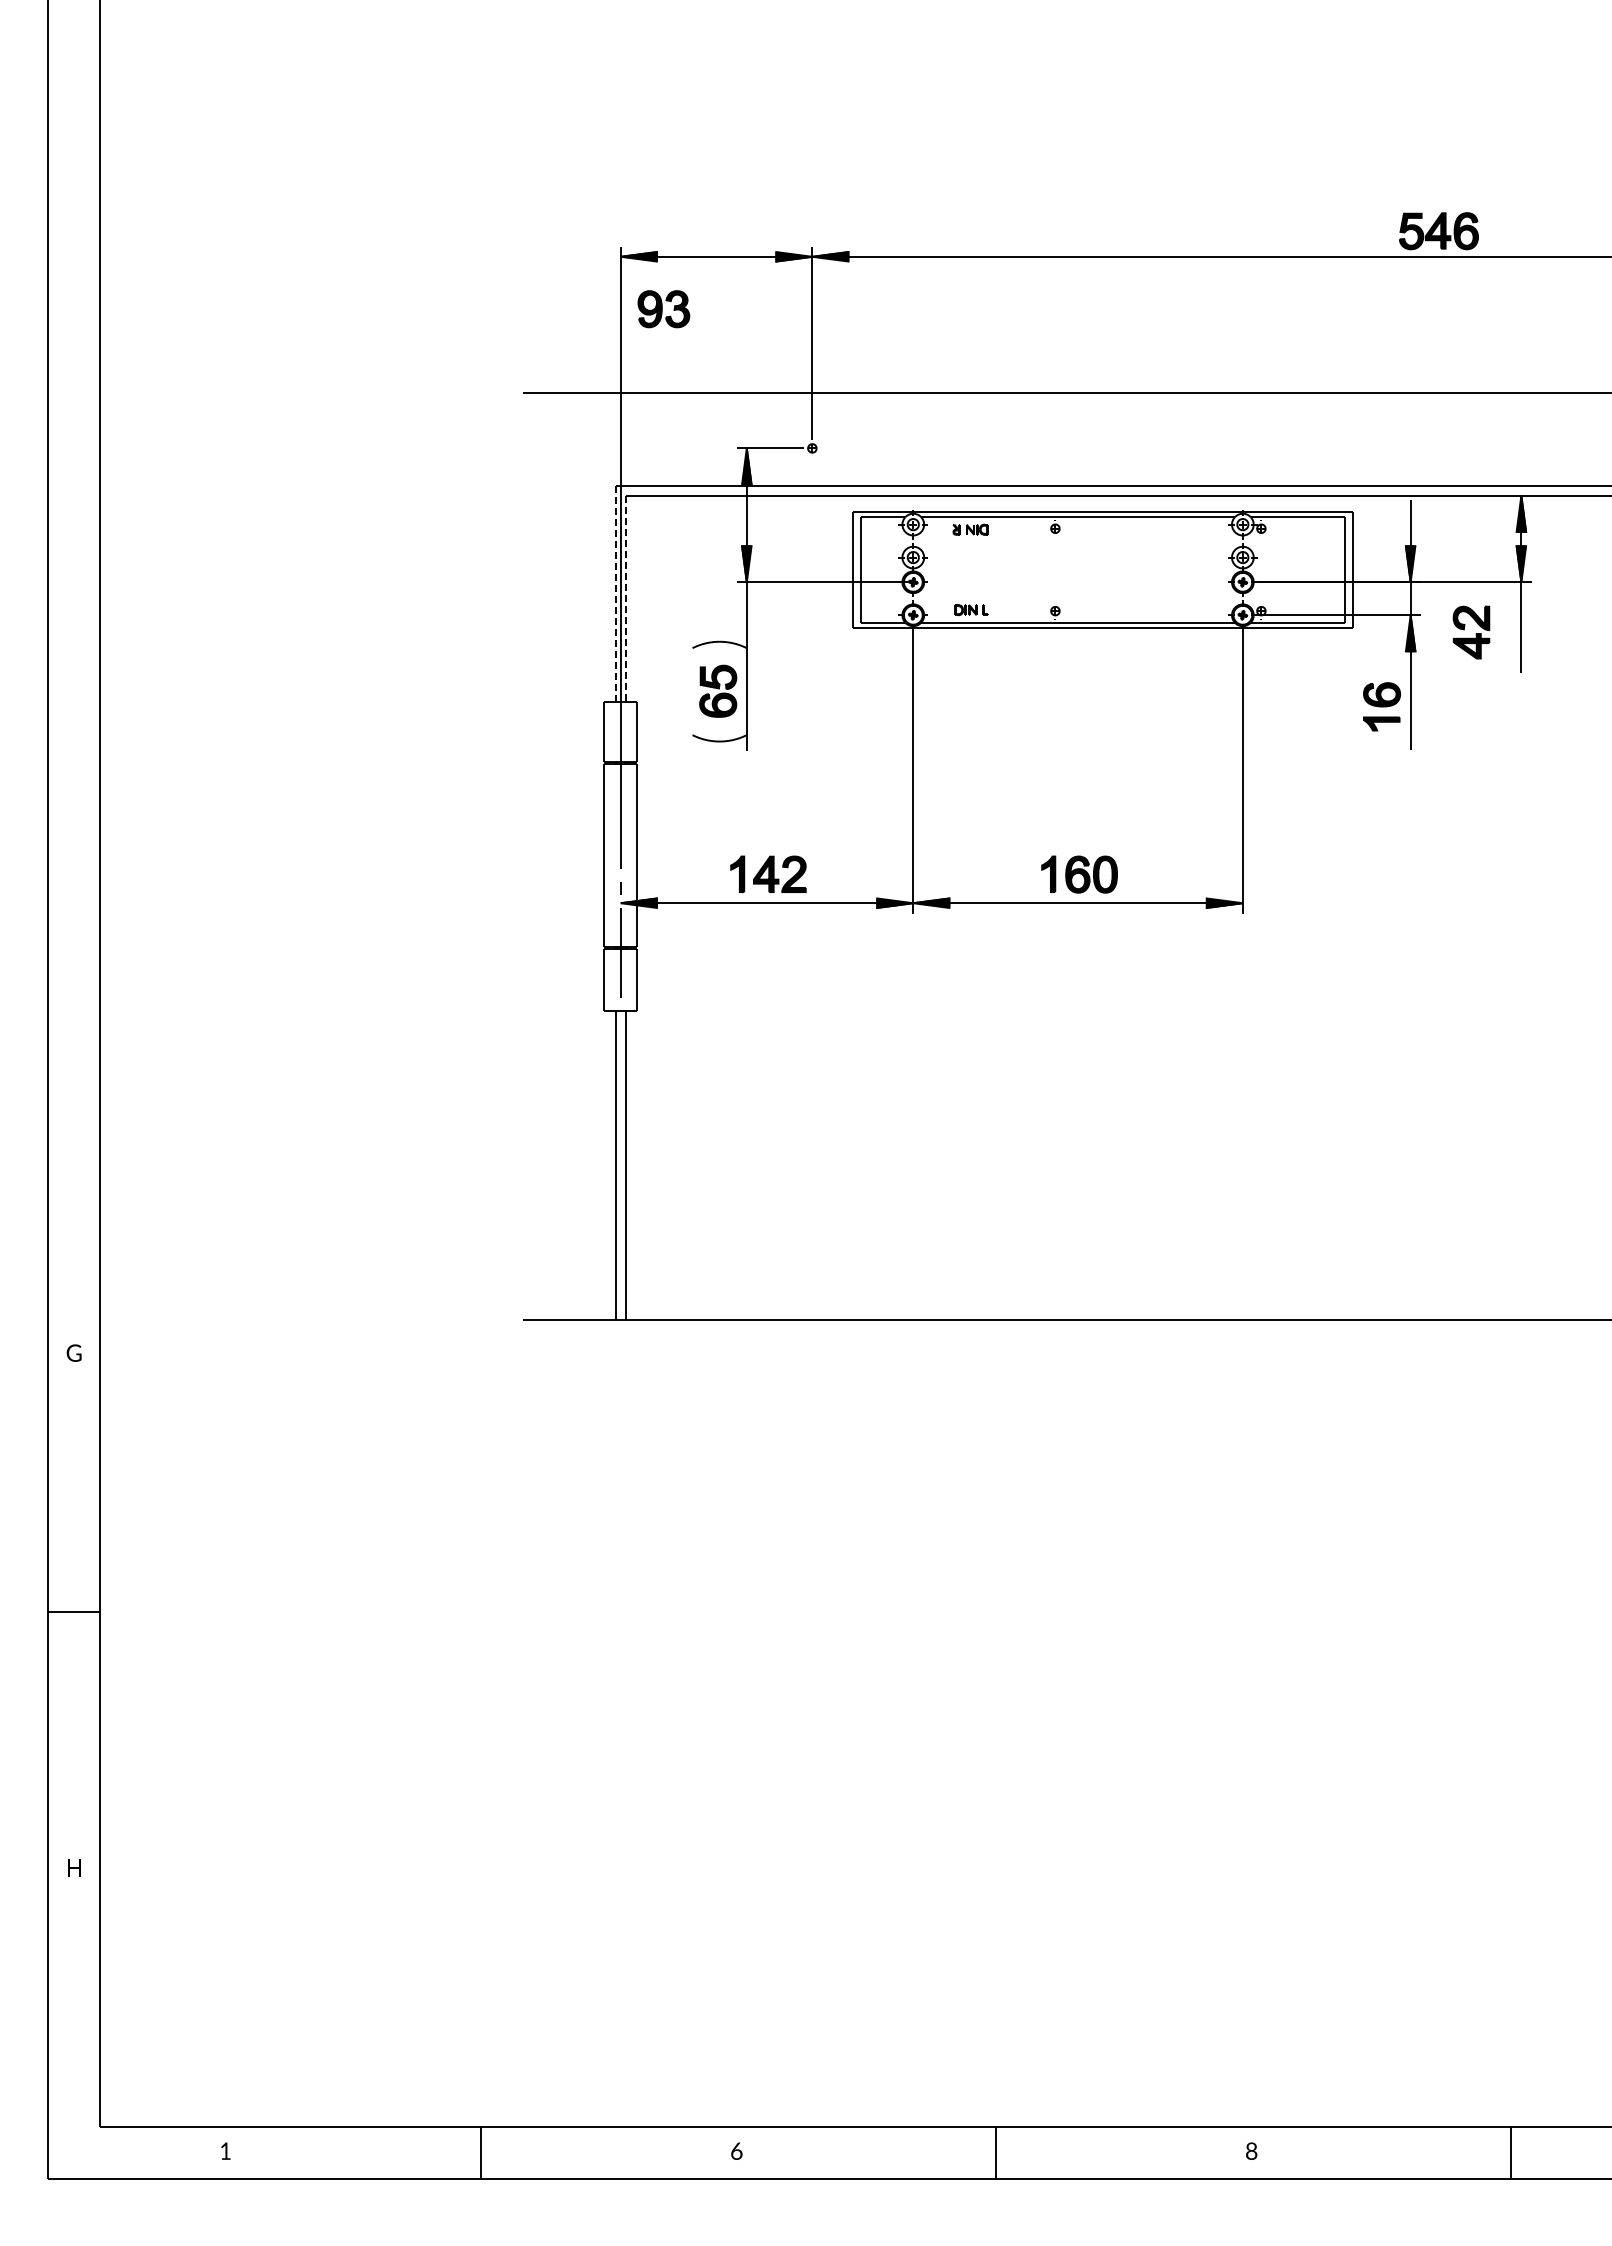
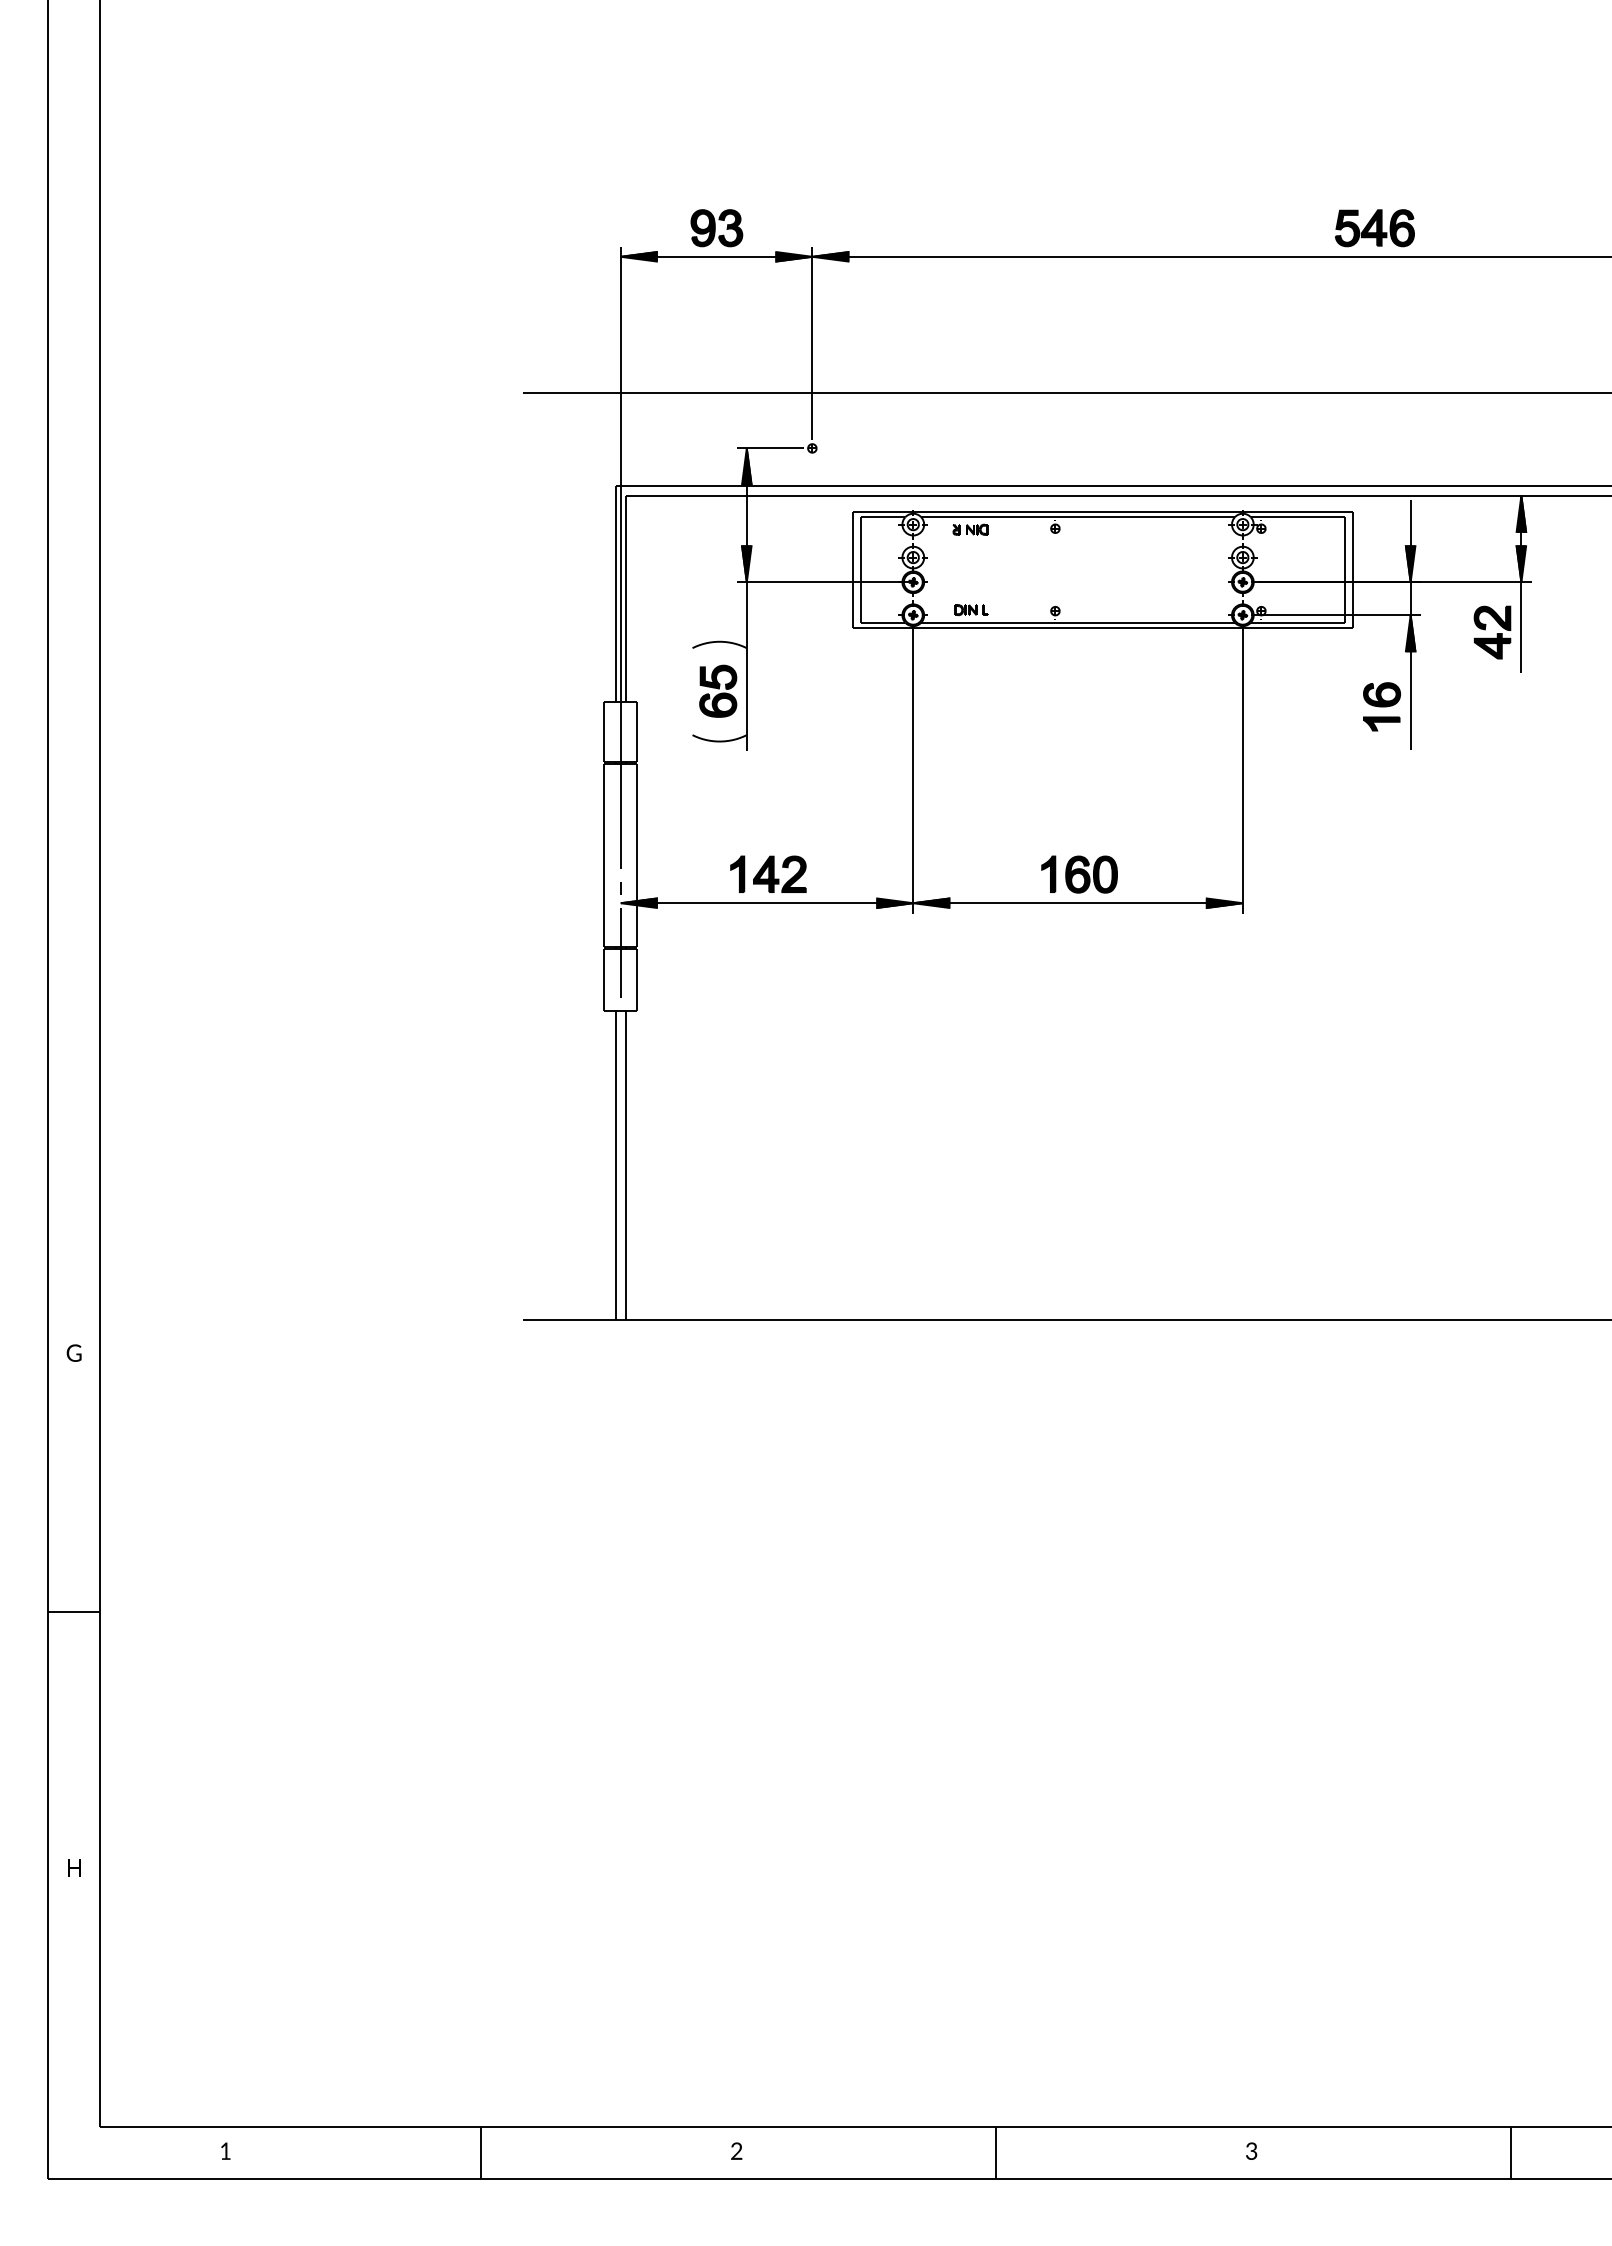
part position: (1438, 231) -> (1374, 228) (1374, 228)
part position: (663, 309) -> (716, 228) (716, 228)
line: dashed -> solid (615, 594)
line: dashed -> solid (625, 598)
part position: (1471, 632) -> (1492, 632) (1492, 632)
text: 6 -> 2 (736, 2150)
text: 8 -> 3 (1251, 2151)
